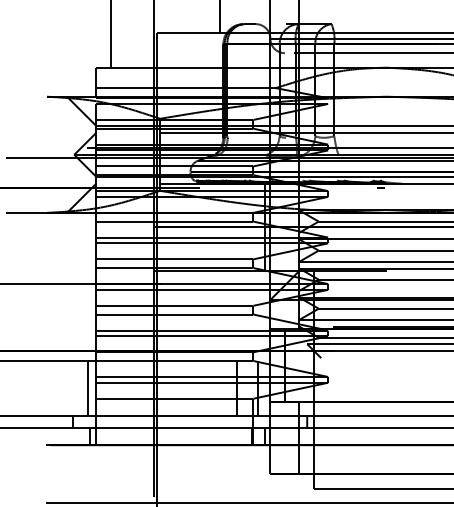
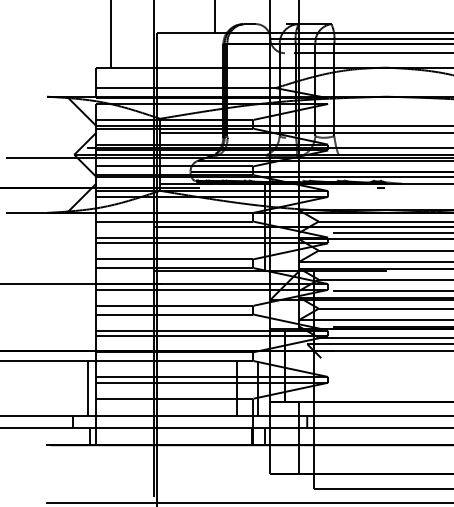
line position: (220, 17) -> (215, 17) (215, 17)
line: none -> present (391, 232)
line: none -> present (391, 290)
